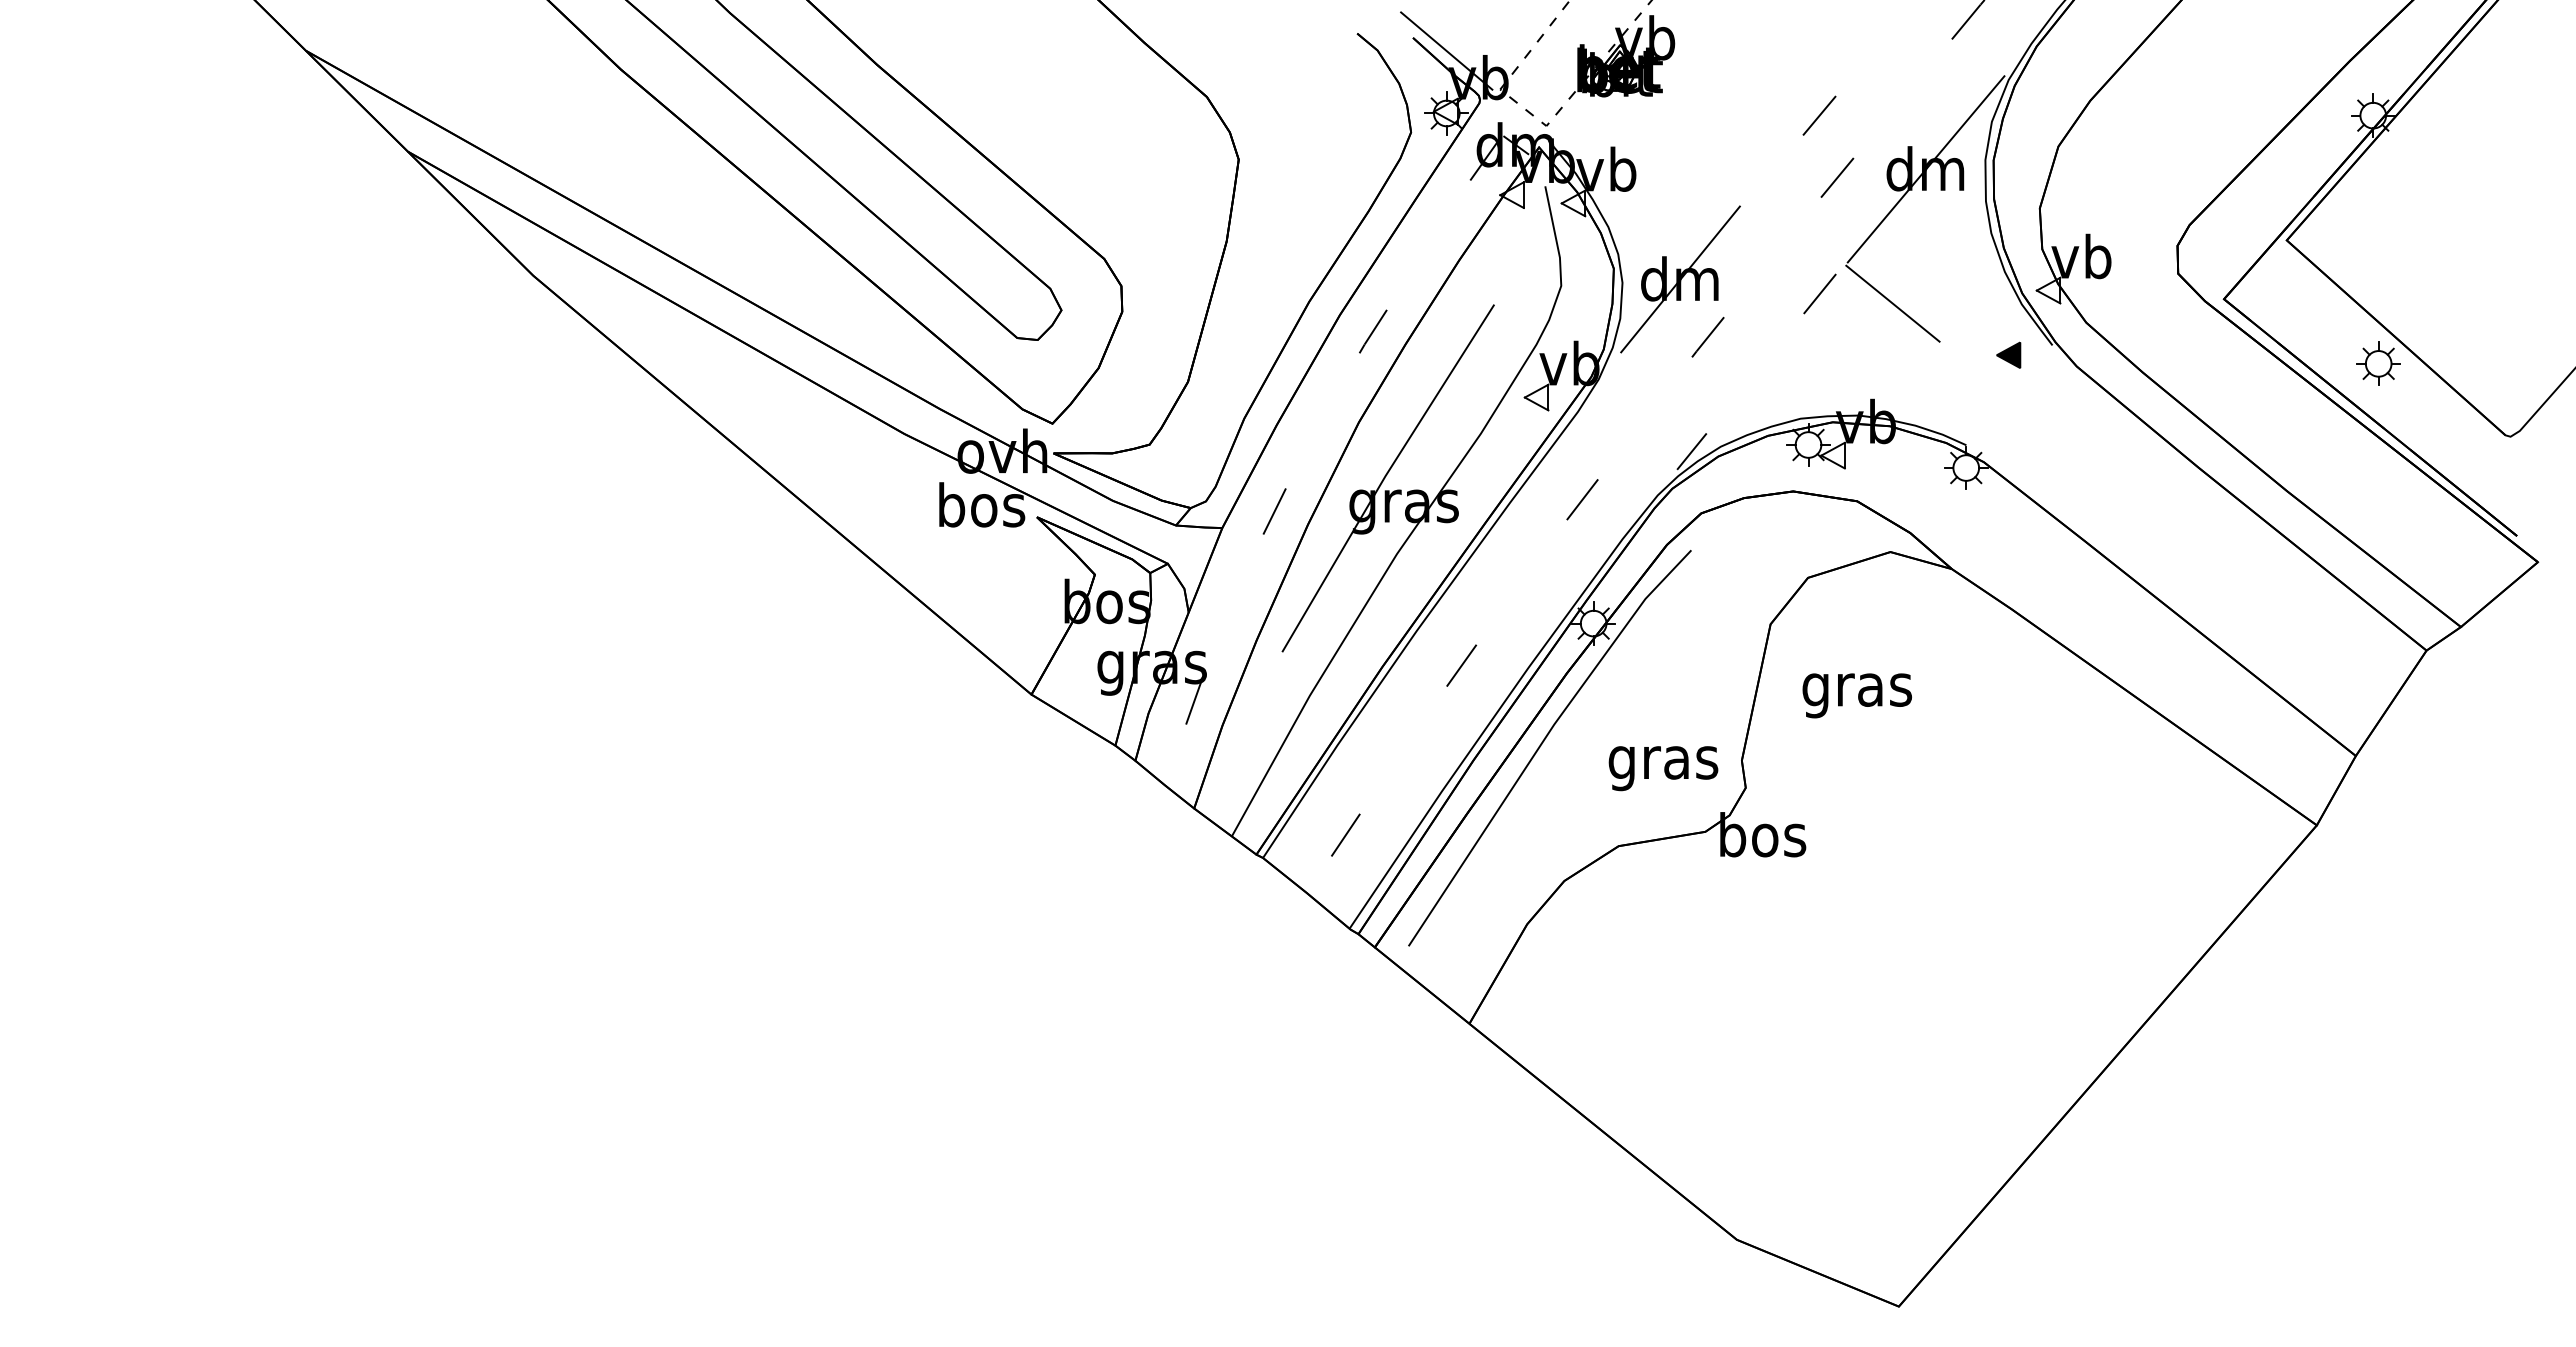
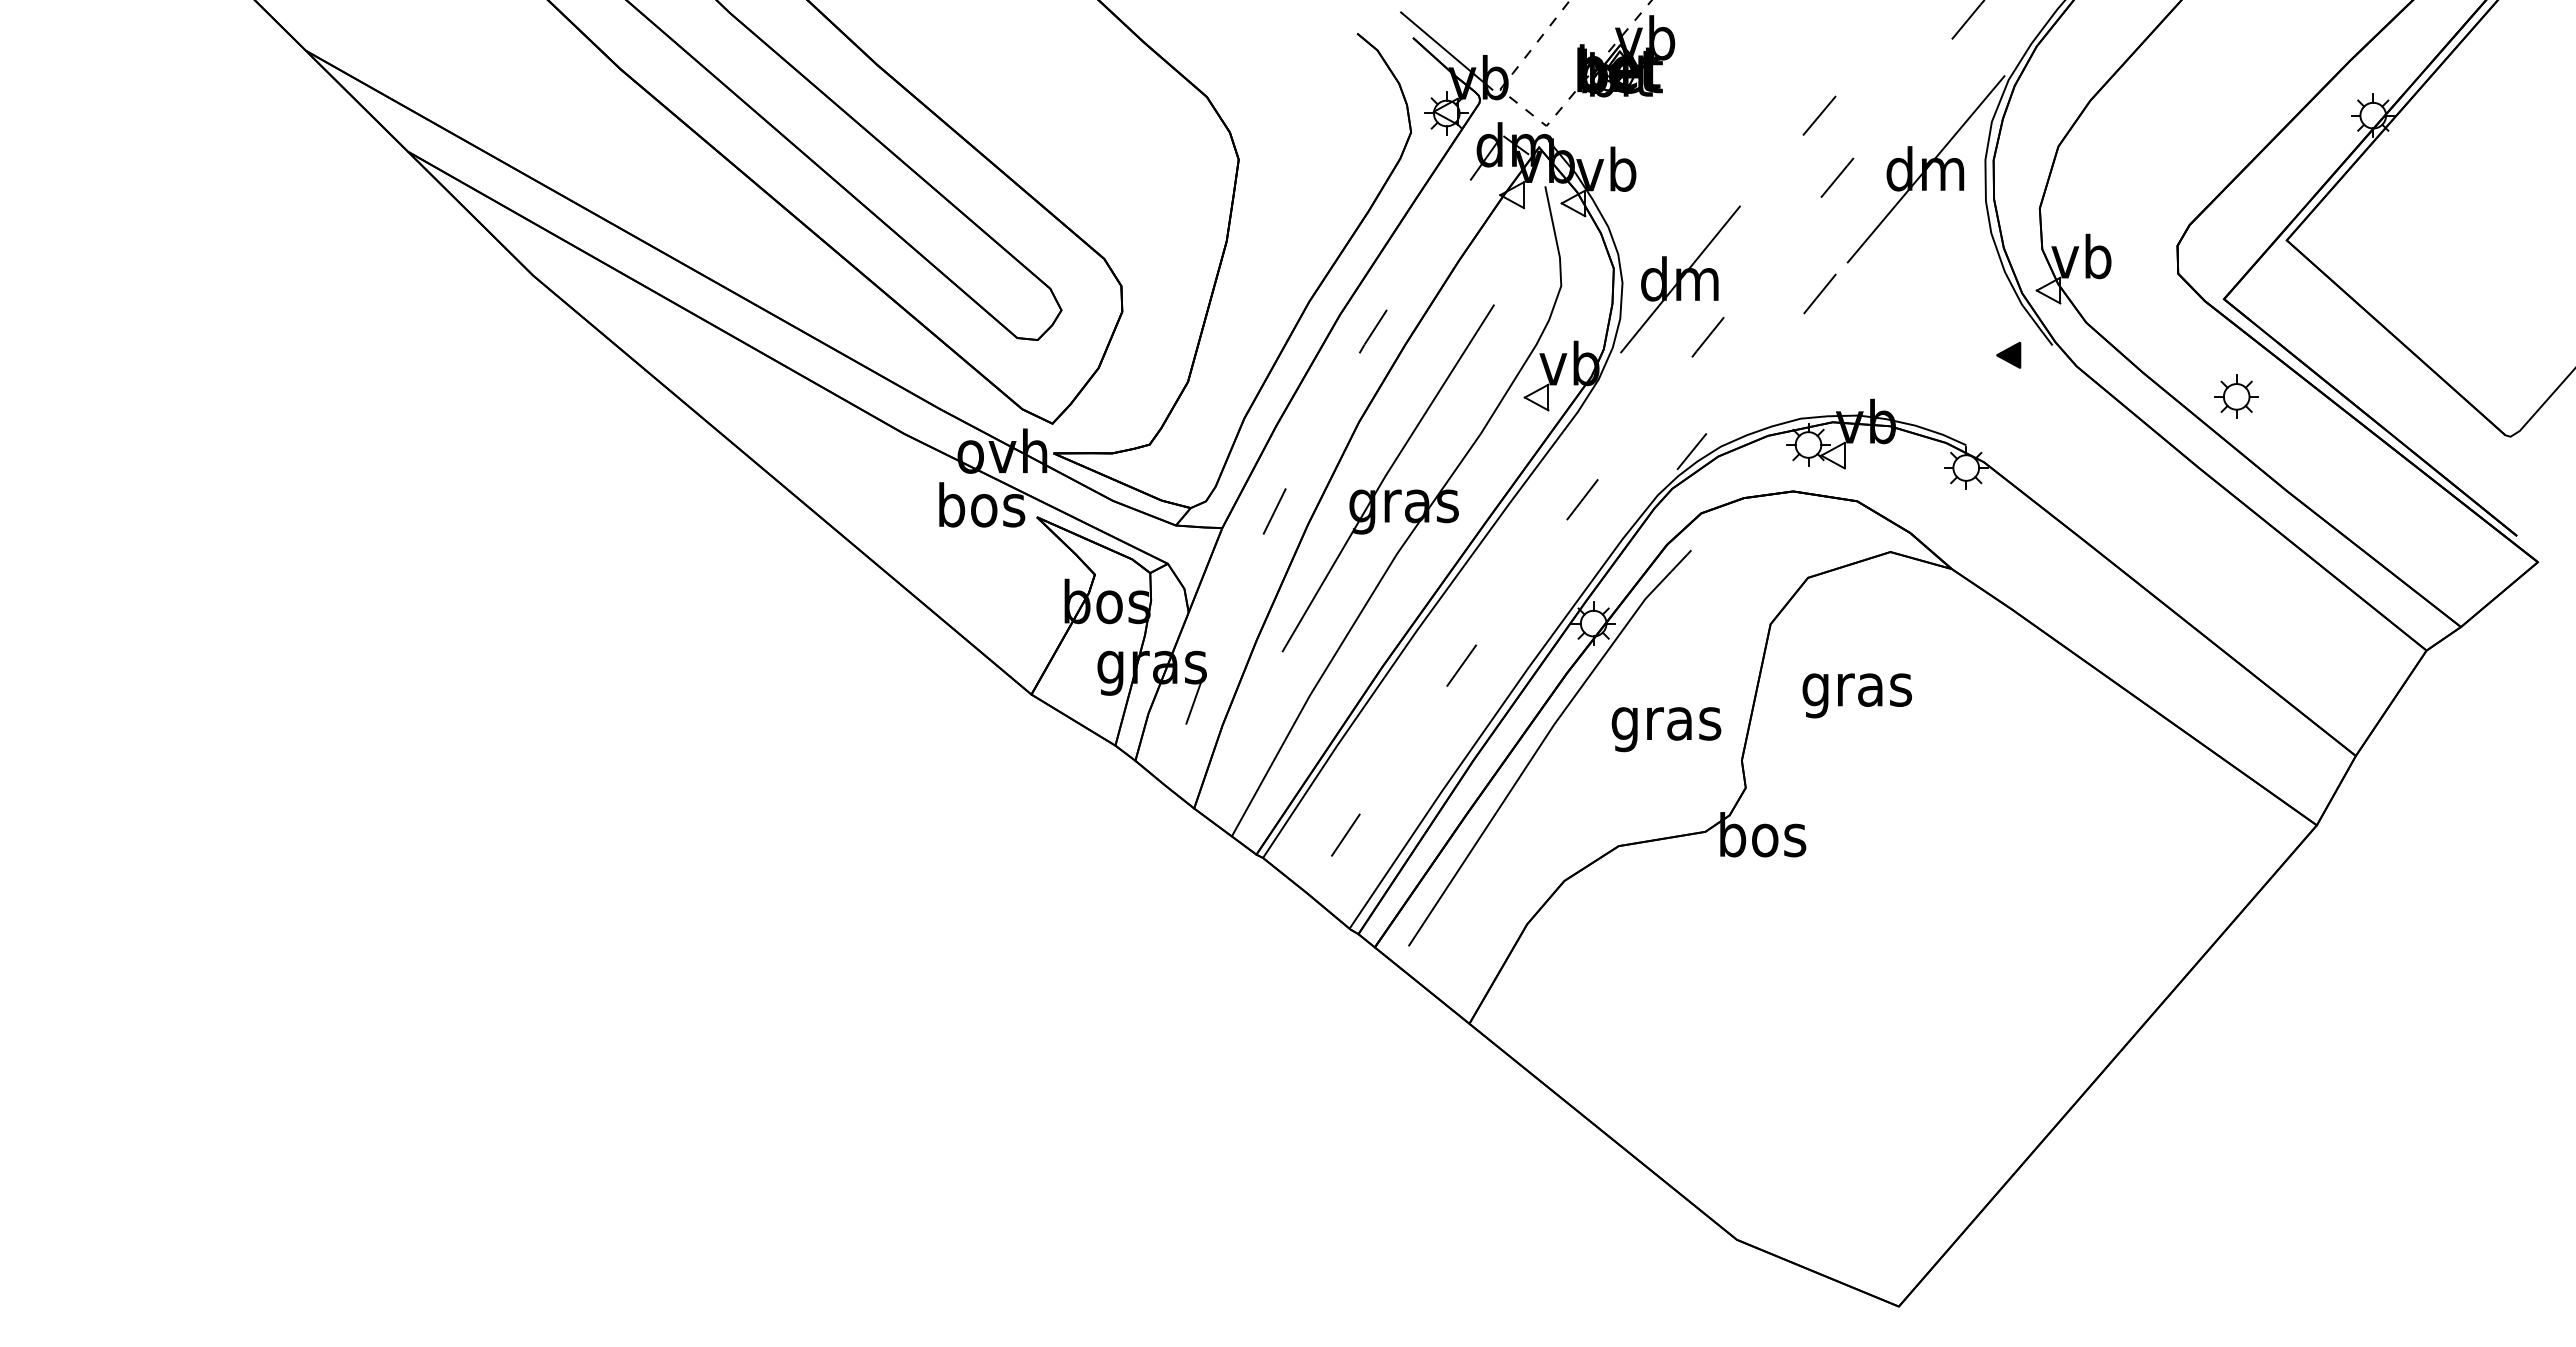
line: present -> none (1892, 303)
part position: (2378, 363) -> (2236, 396) (2236, 396)
text position: (1663, 768) -> (1666, 729) (1666, 729)
